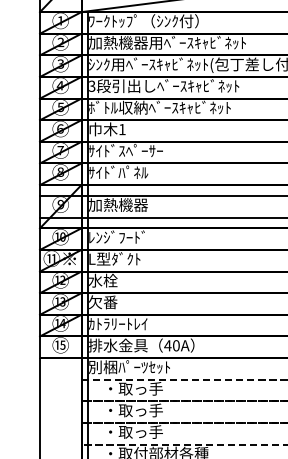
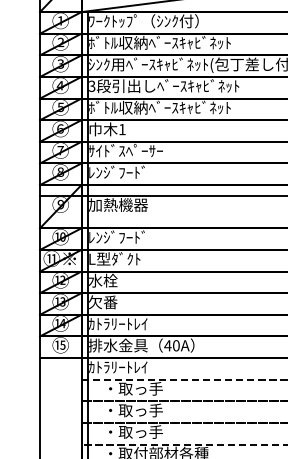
text: 加熱機器用ﾍﾞｰｽｷｬﾋﾞﾈｯﾄ -> ﾎﾞﾄﾙ収納ﾍﾞｰｽｷｬﾋﾞﾈｯﾄ (167, 42)
text: ｻｲﾄﾞﾊﾟﾈﾙ -> ﾚﾝｼﾞﾌｰﾄﾞ (118, 171)
line: present -> none (162, 217)
text: 別梱ﾊﾟｰﾂｾｯﾄ -> ｶﾄﾗﾘｰﾄﾚｲ (129, 367)
